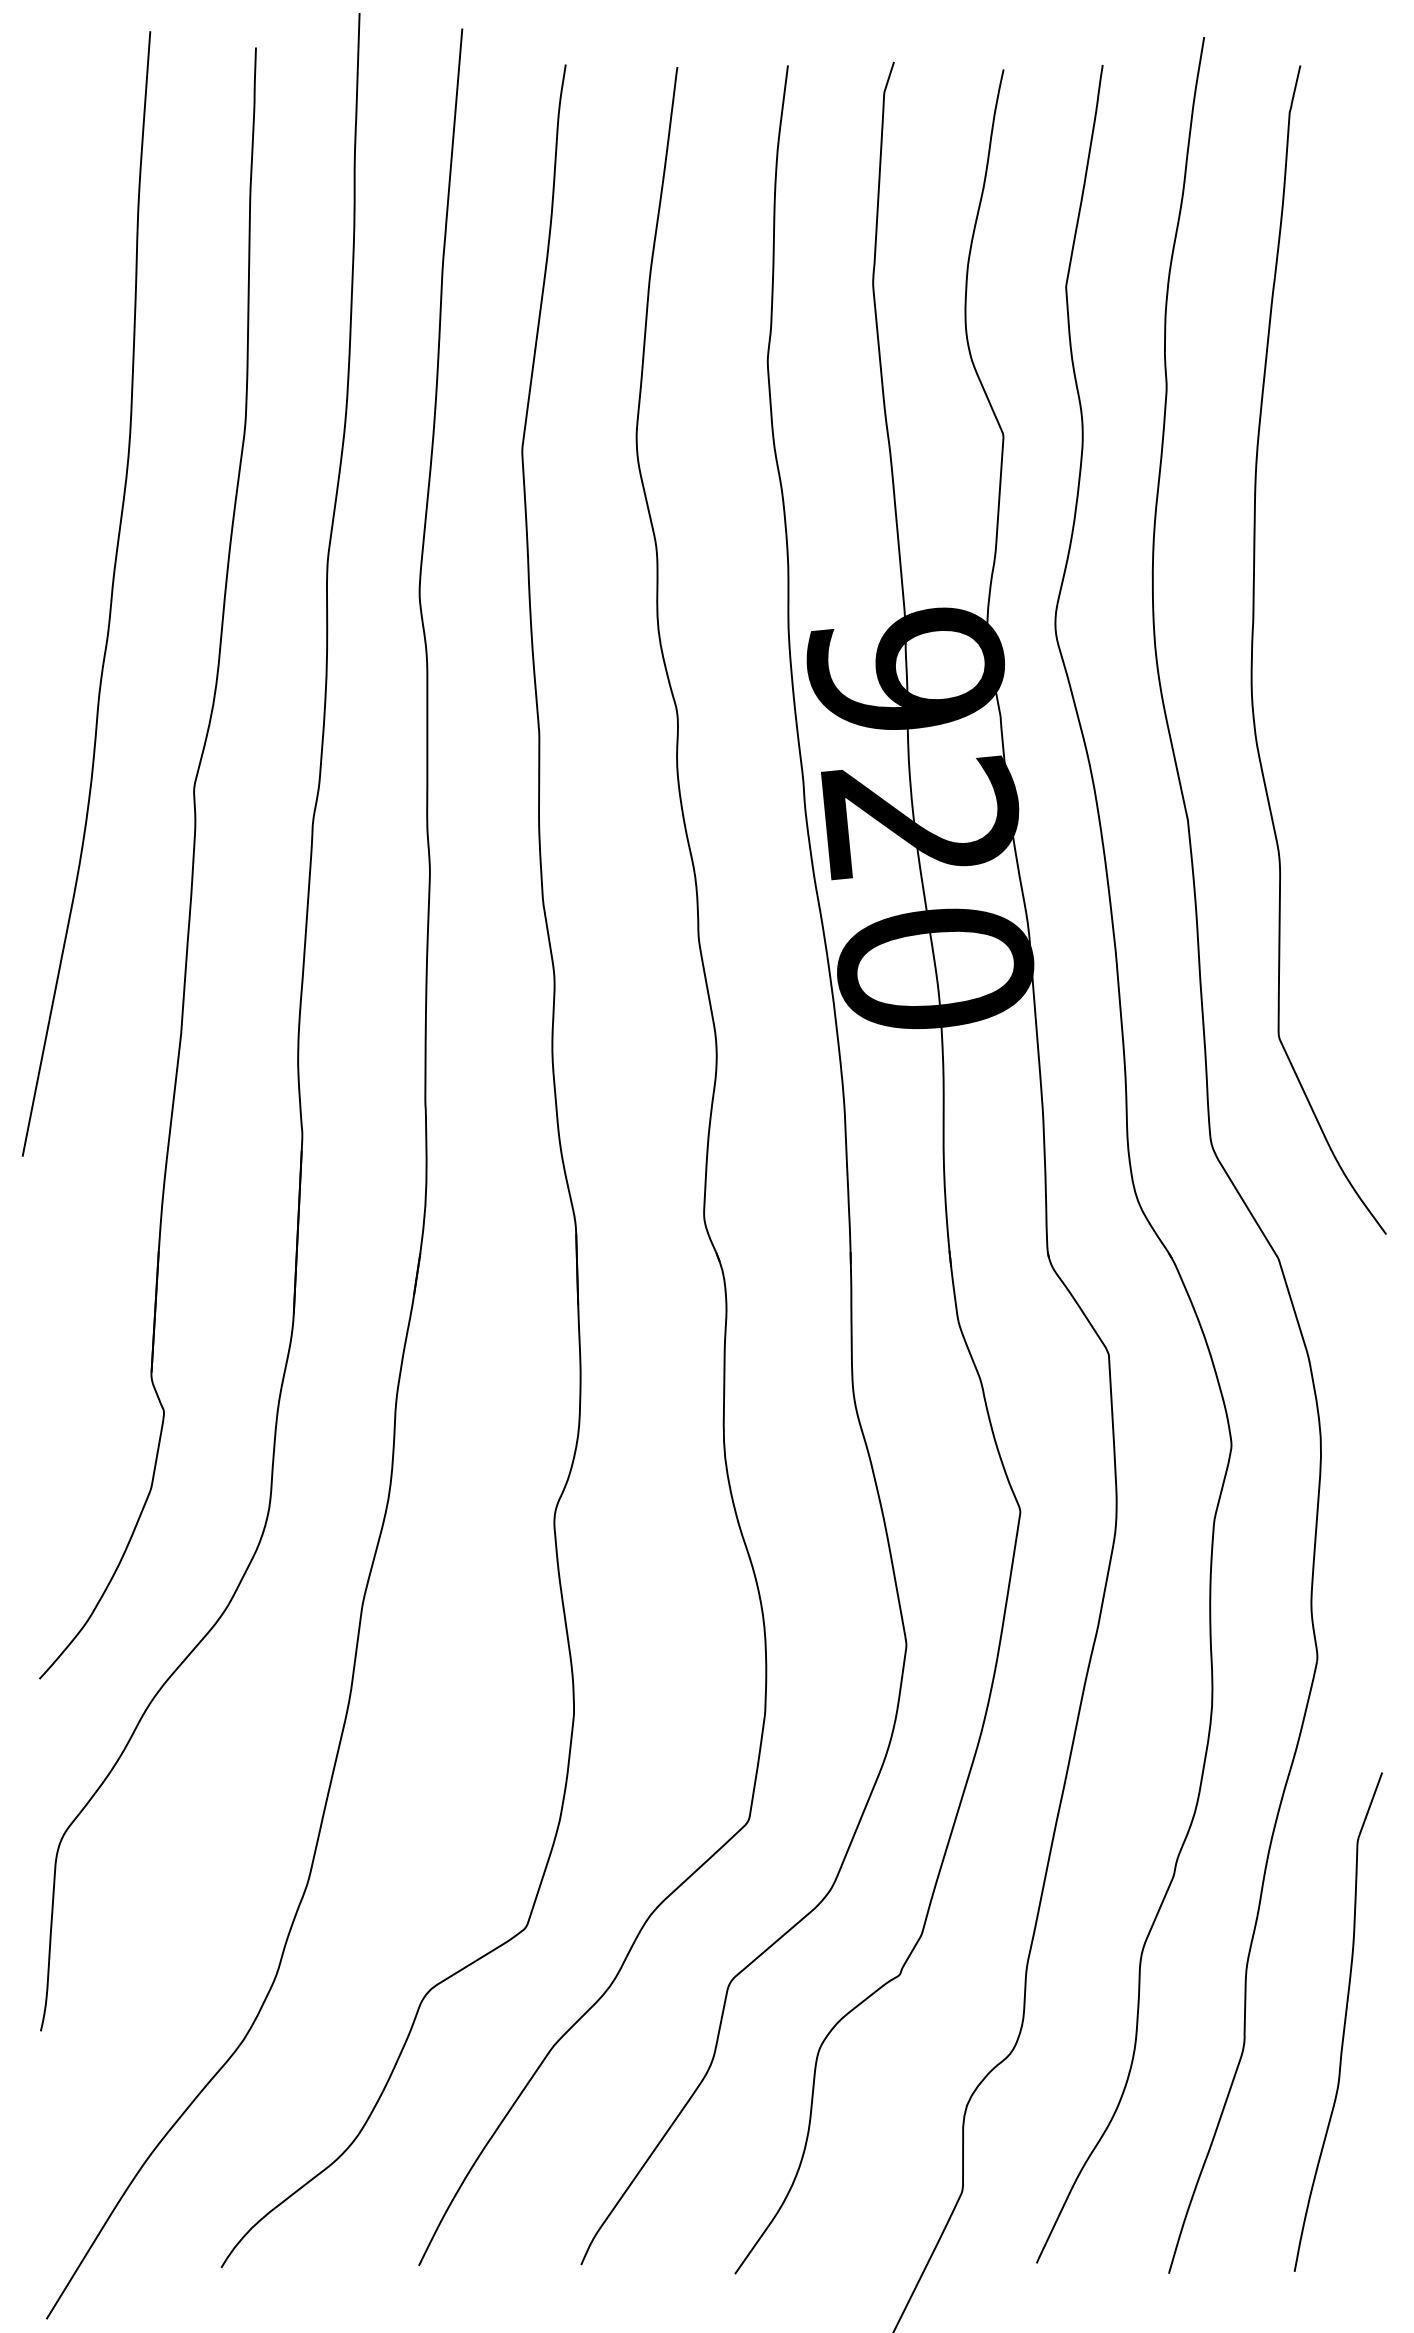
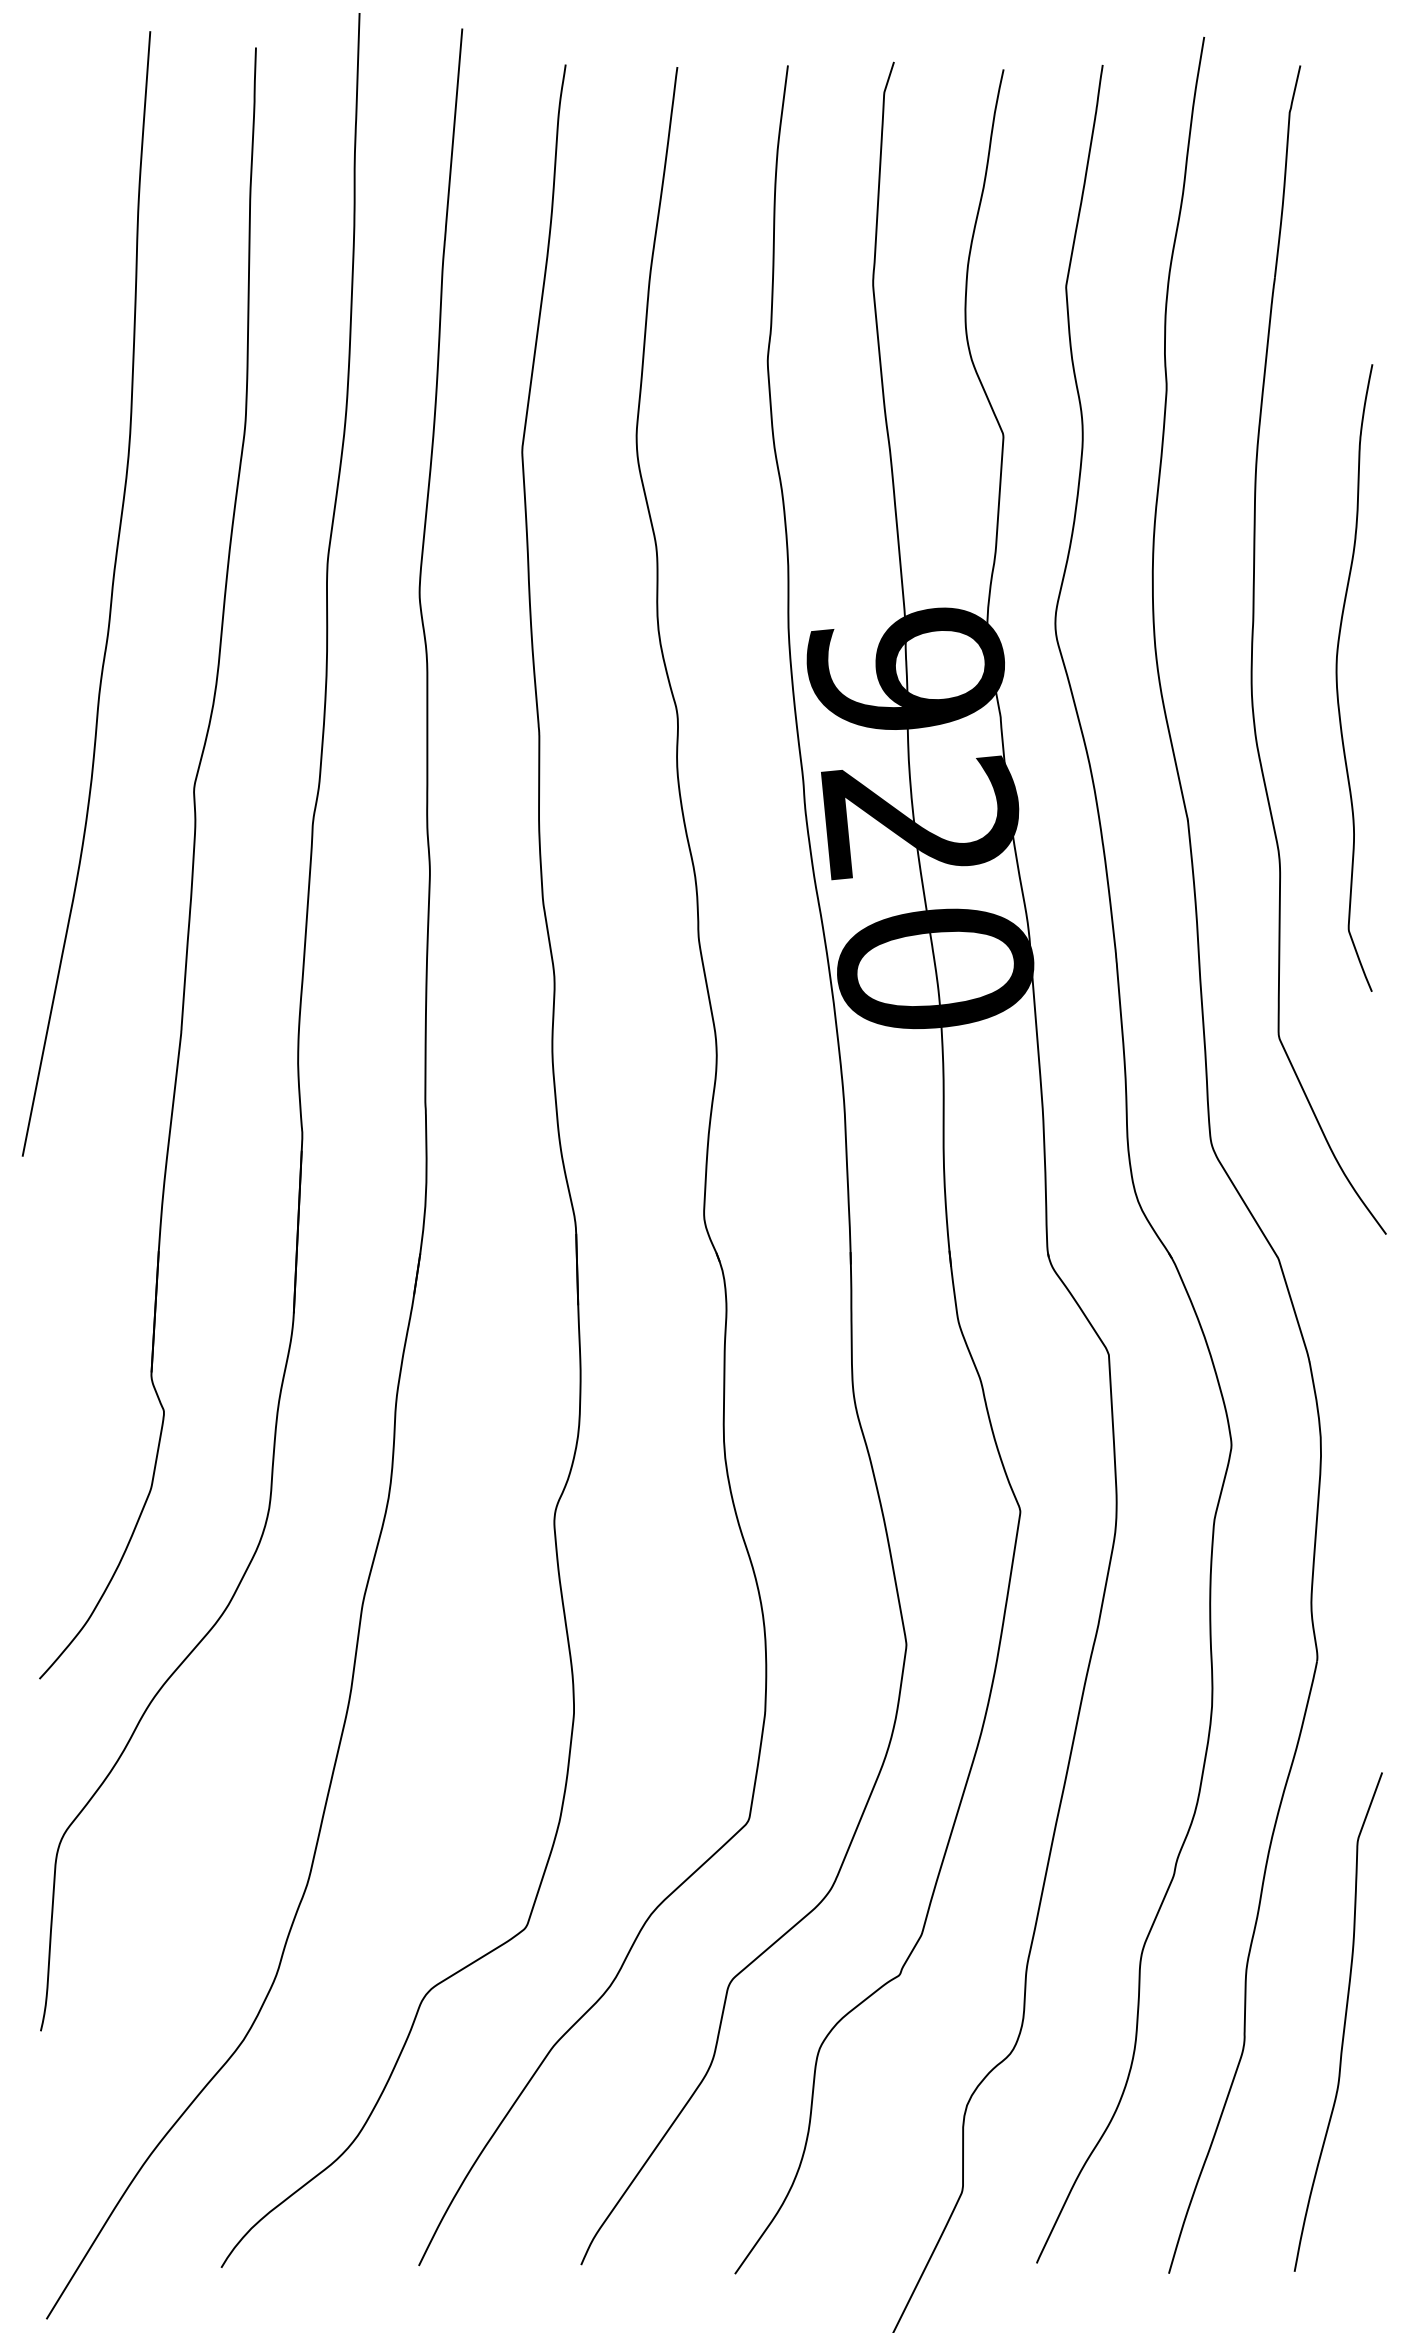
curve: none -> present (1337, 677)
